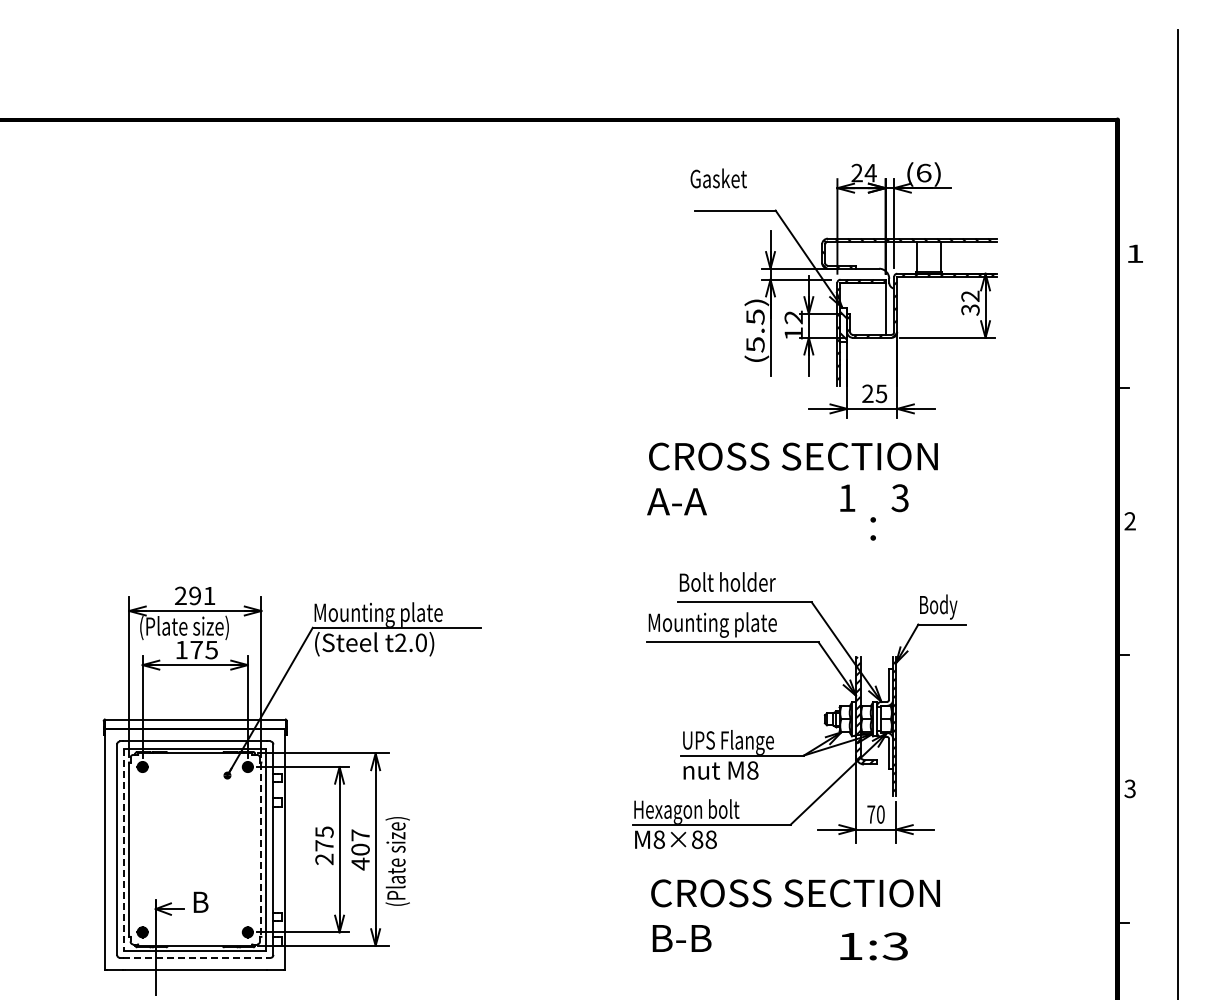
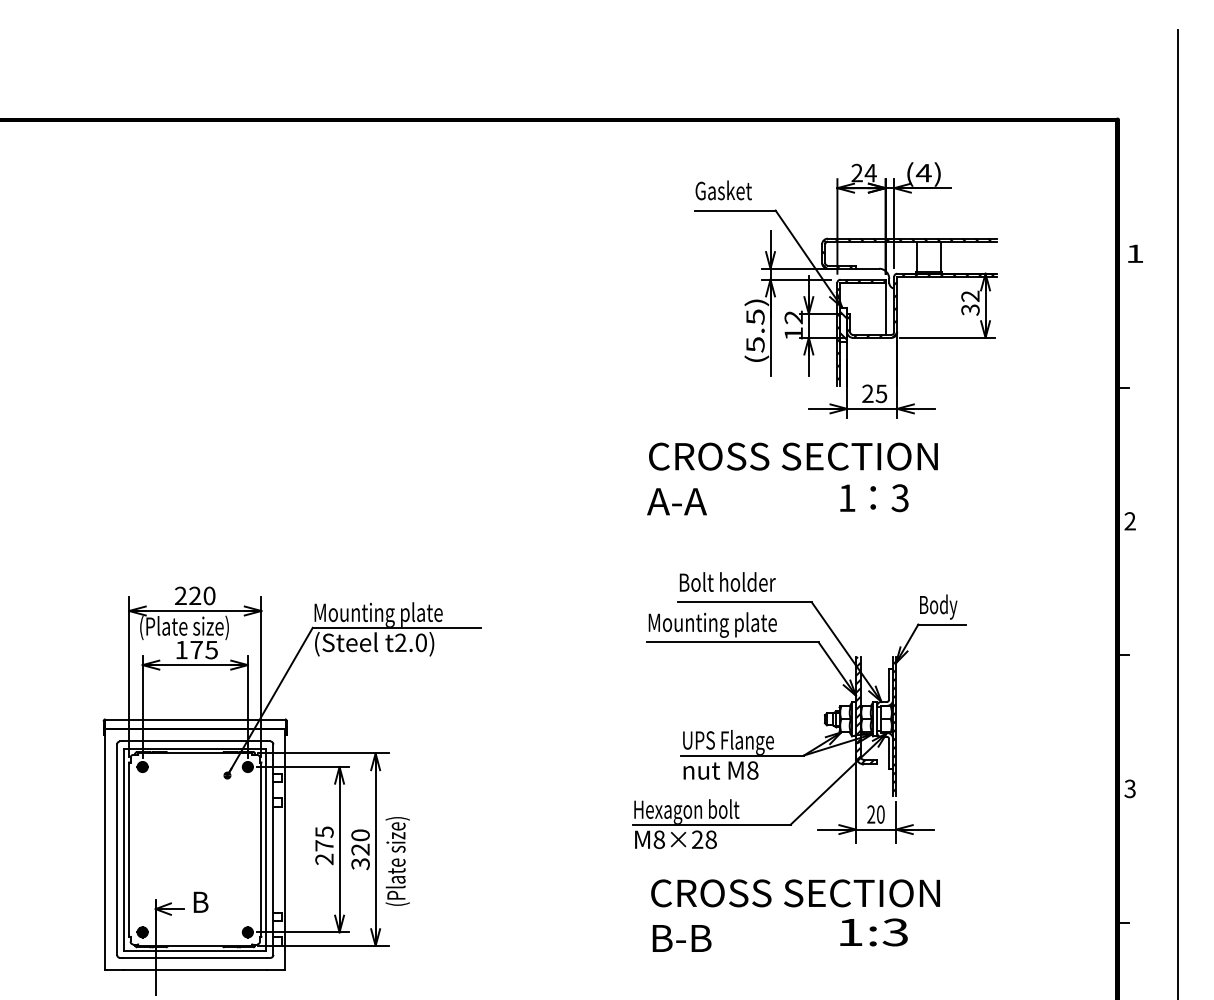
text: (6) -> (4) (923, 172)
text position: (718, 178) -> (723, 190) (723, 190)
text position: (872, 528) -> (872, 497) (872, 497)
text: 291 -> 220 (202, 595)
text: 70 -> 20 (871, 814)
text: M8×88 -> M8×28 (697, 839)
text: 407 -> 320 (360, 849)
line: dashed -> solid (124, 850)
line: dashed -> solid (261, 850)
text position: (873, 946) -> (873, 932) (873, 932)
line: dashed -> solid (195, 957)
